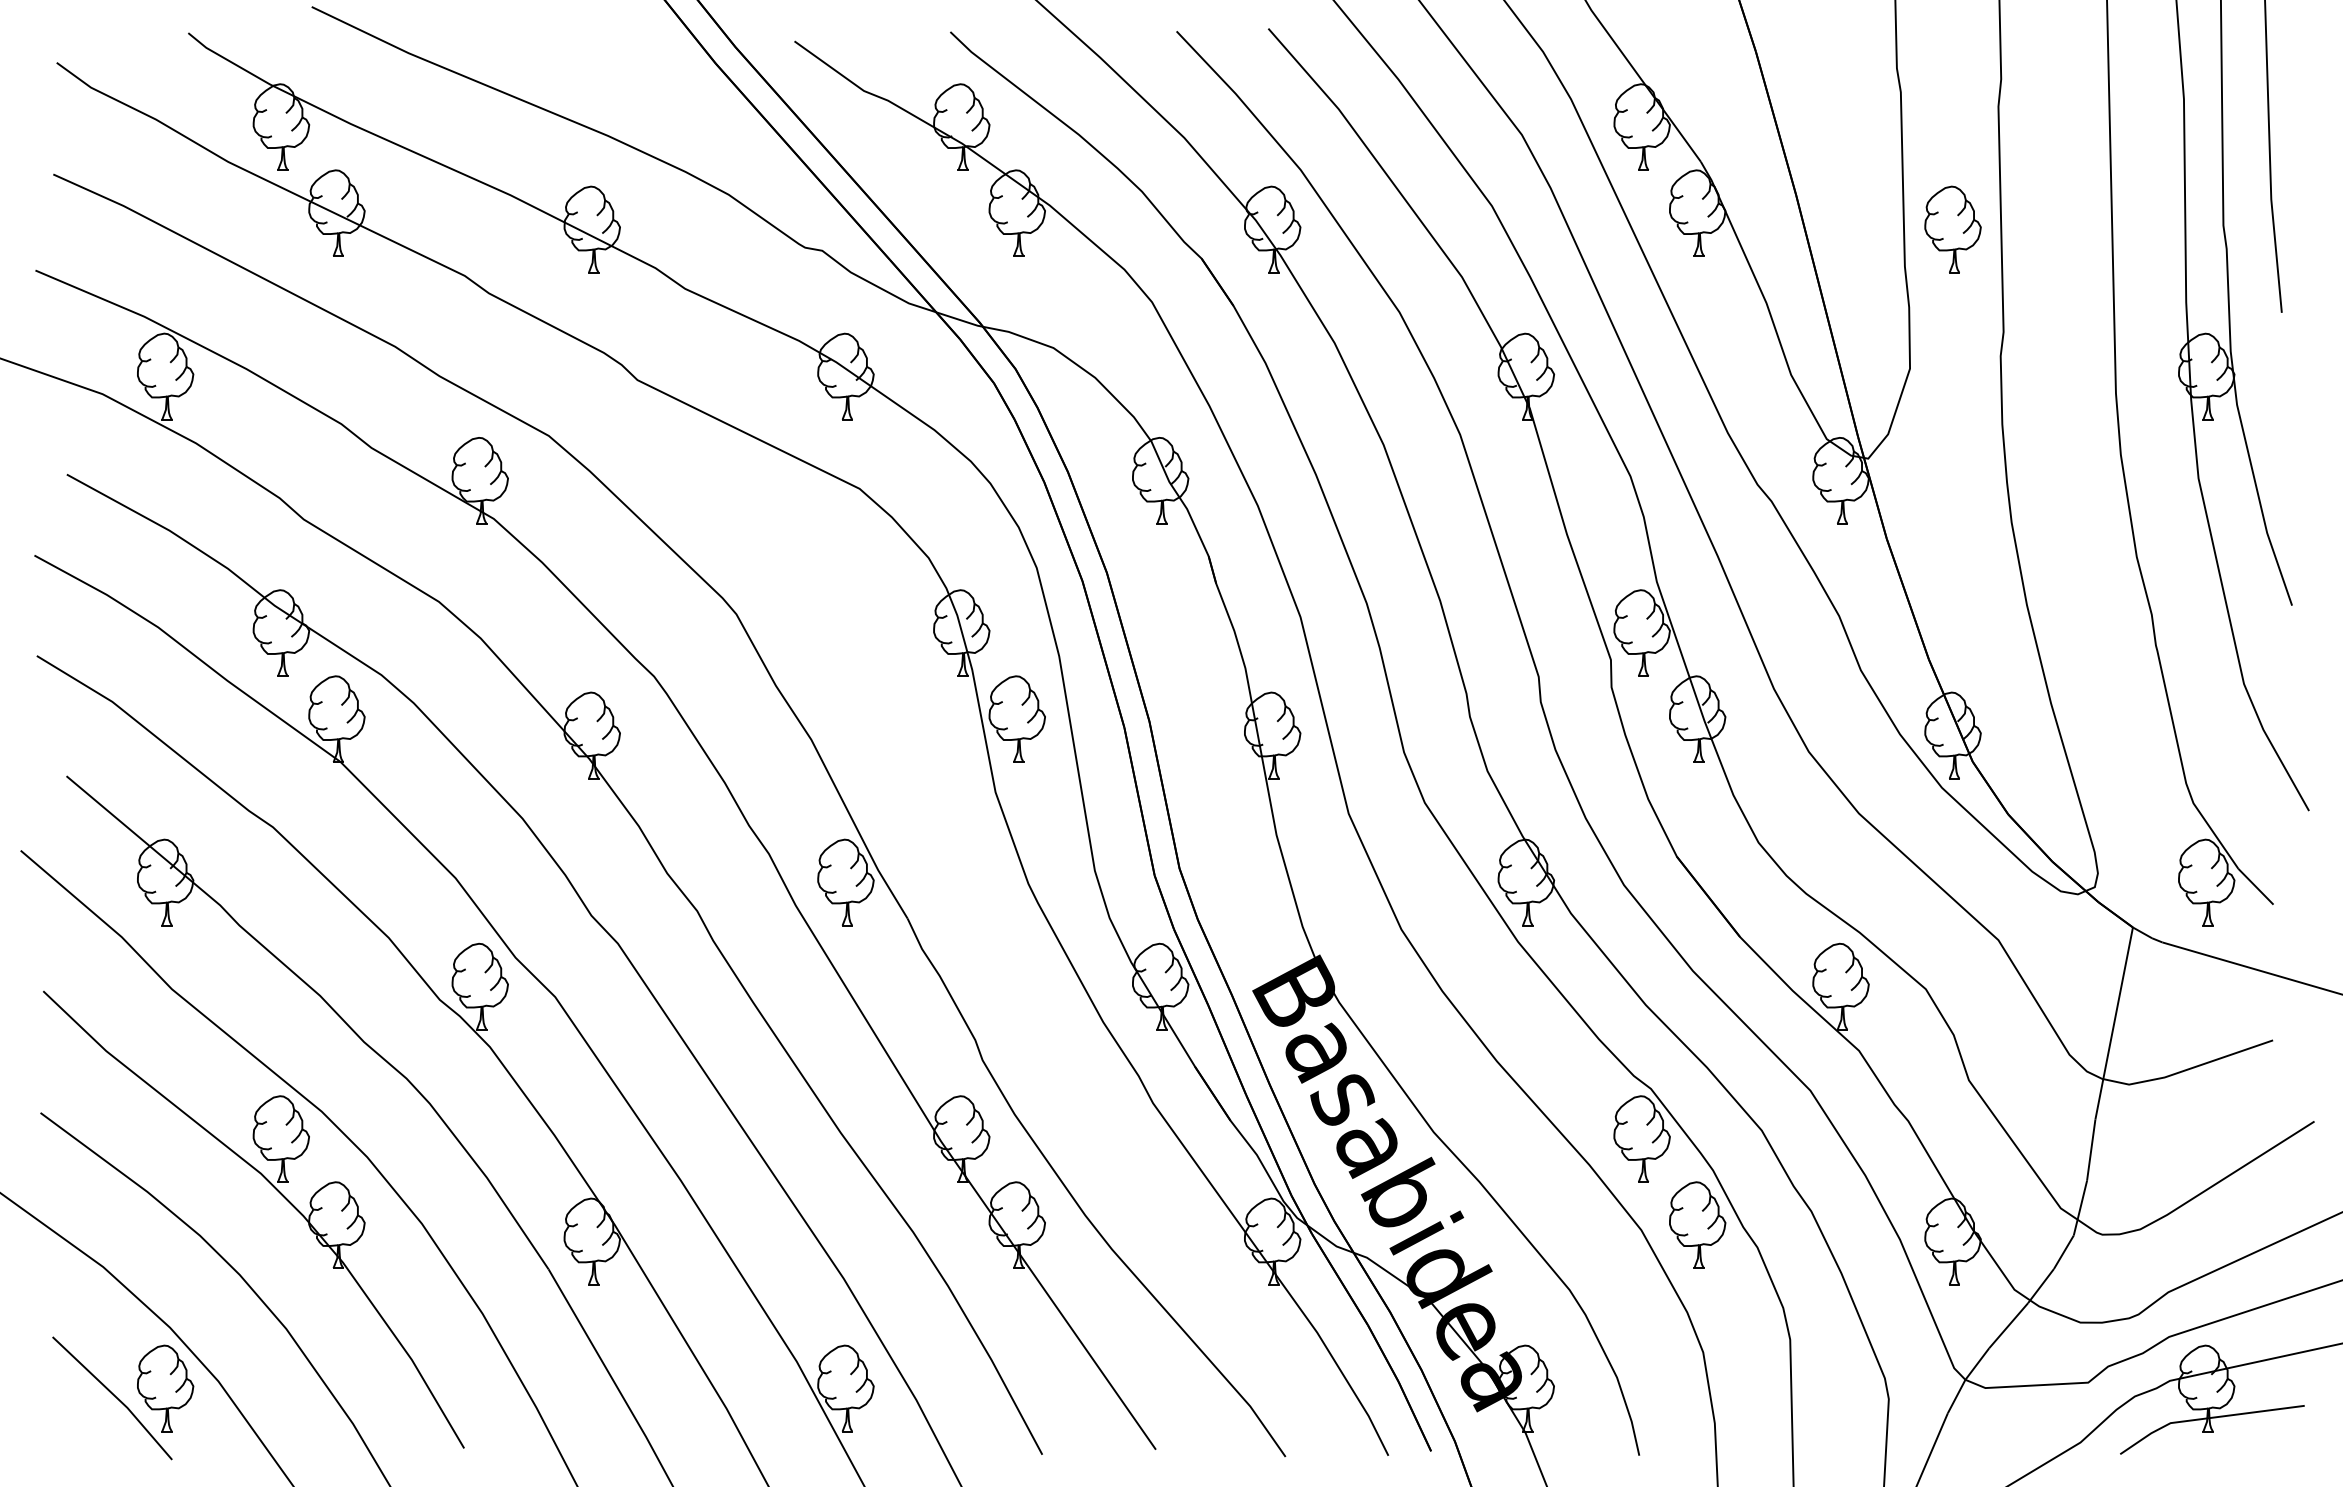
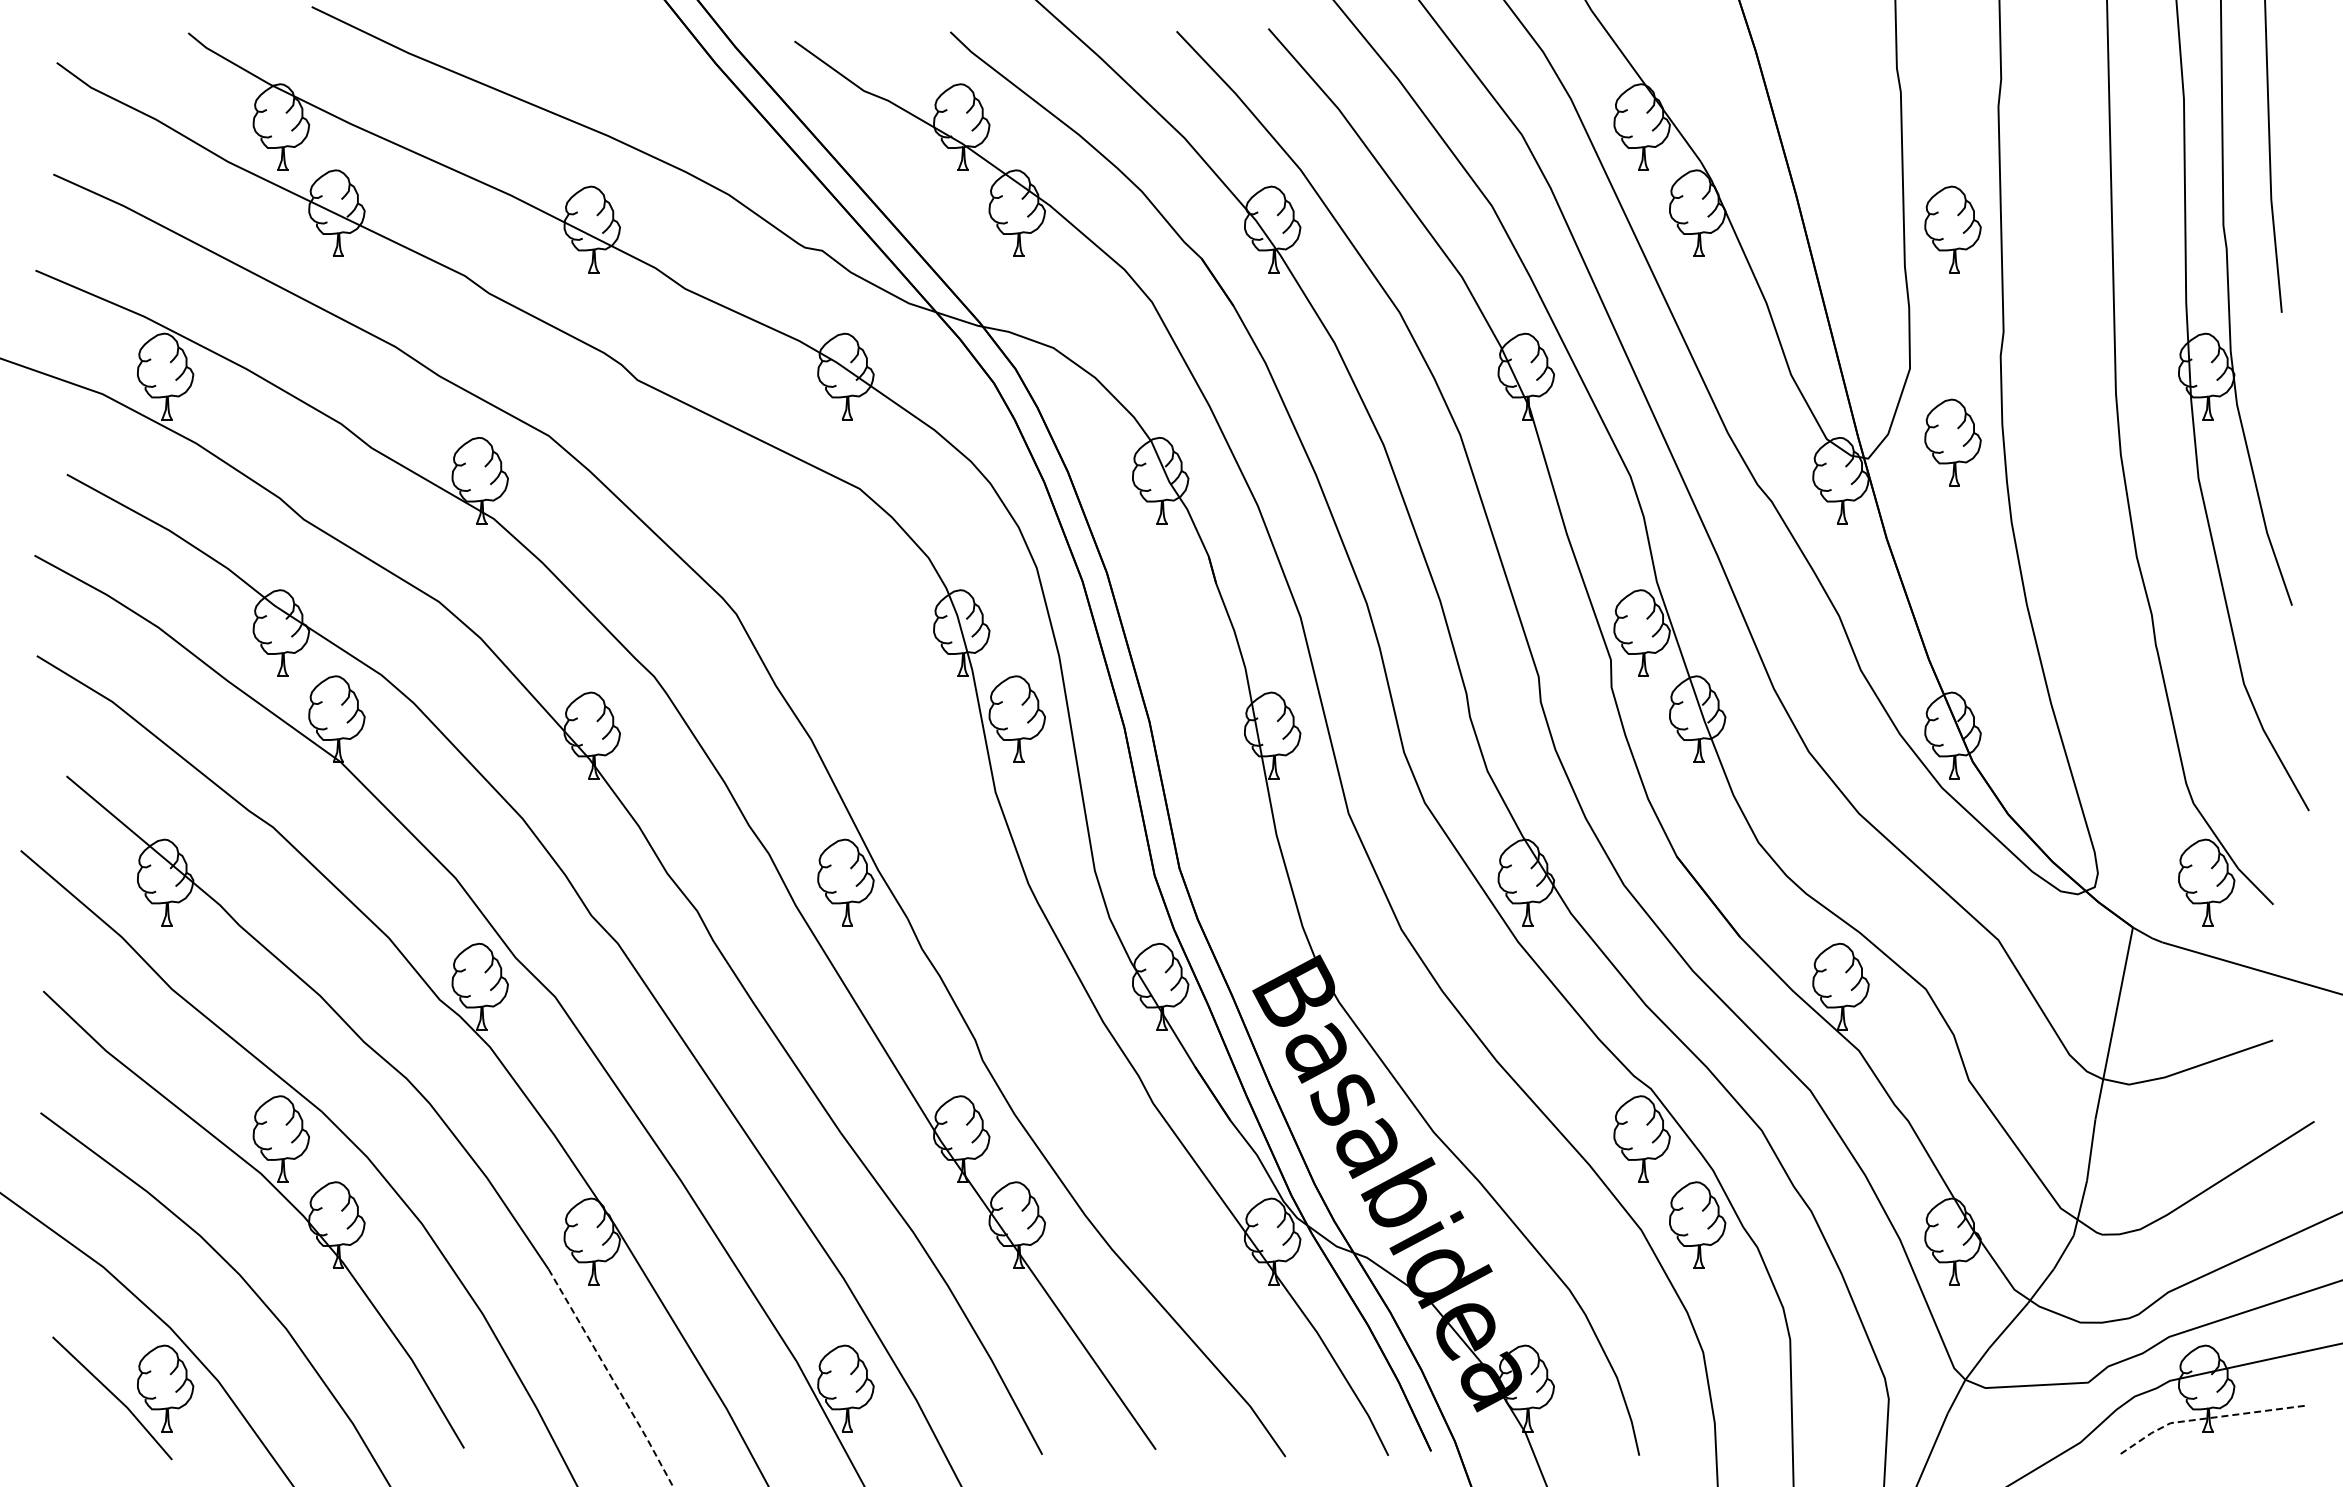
part: none -> present (1952, 442)
line: solid -> dashed (611, 1378)
line: solid -> dashed (2207, 1418)
